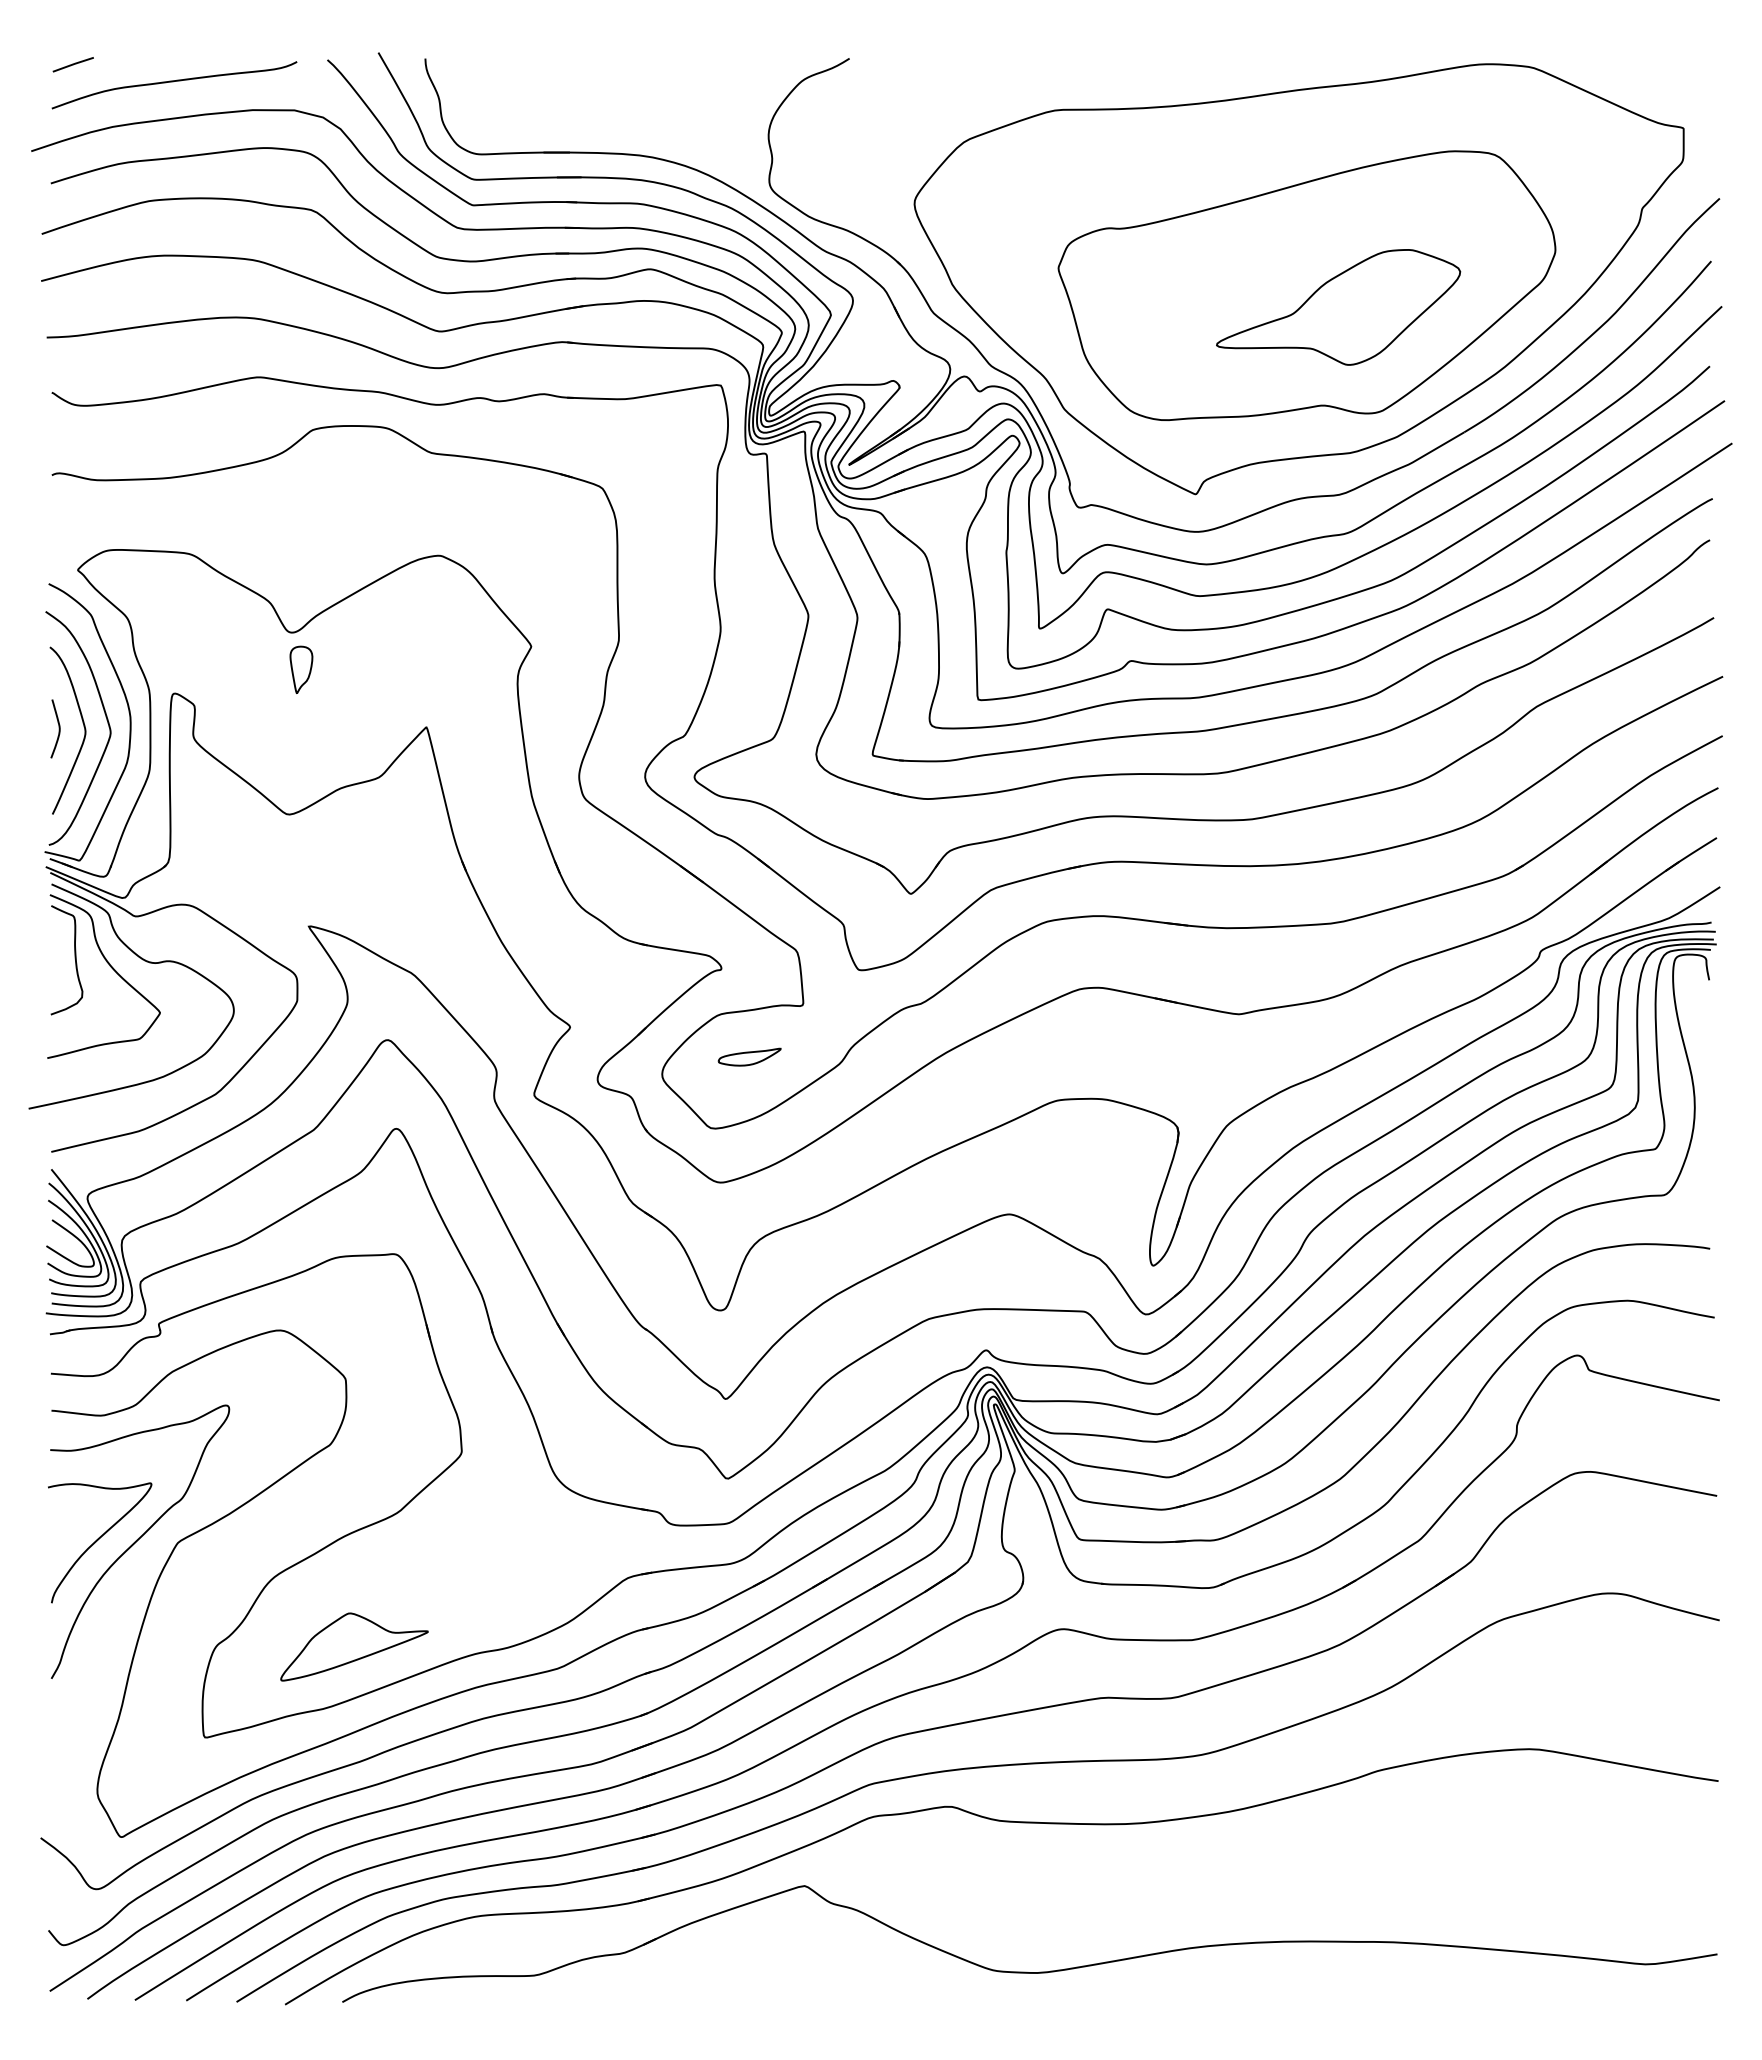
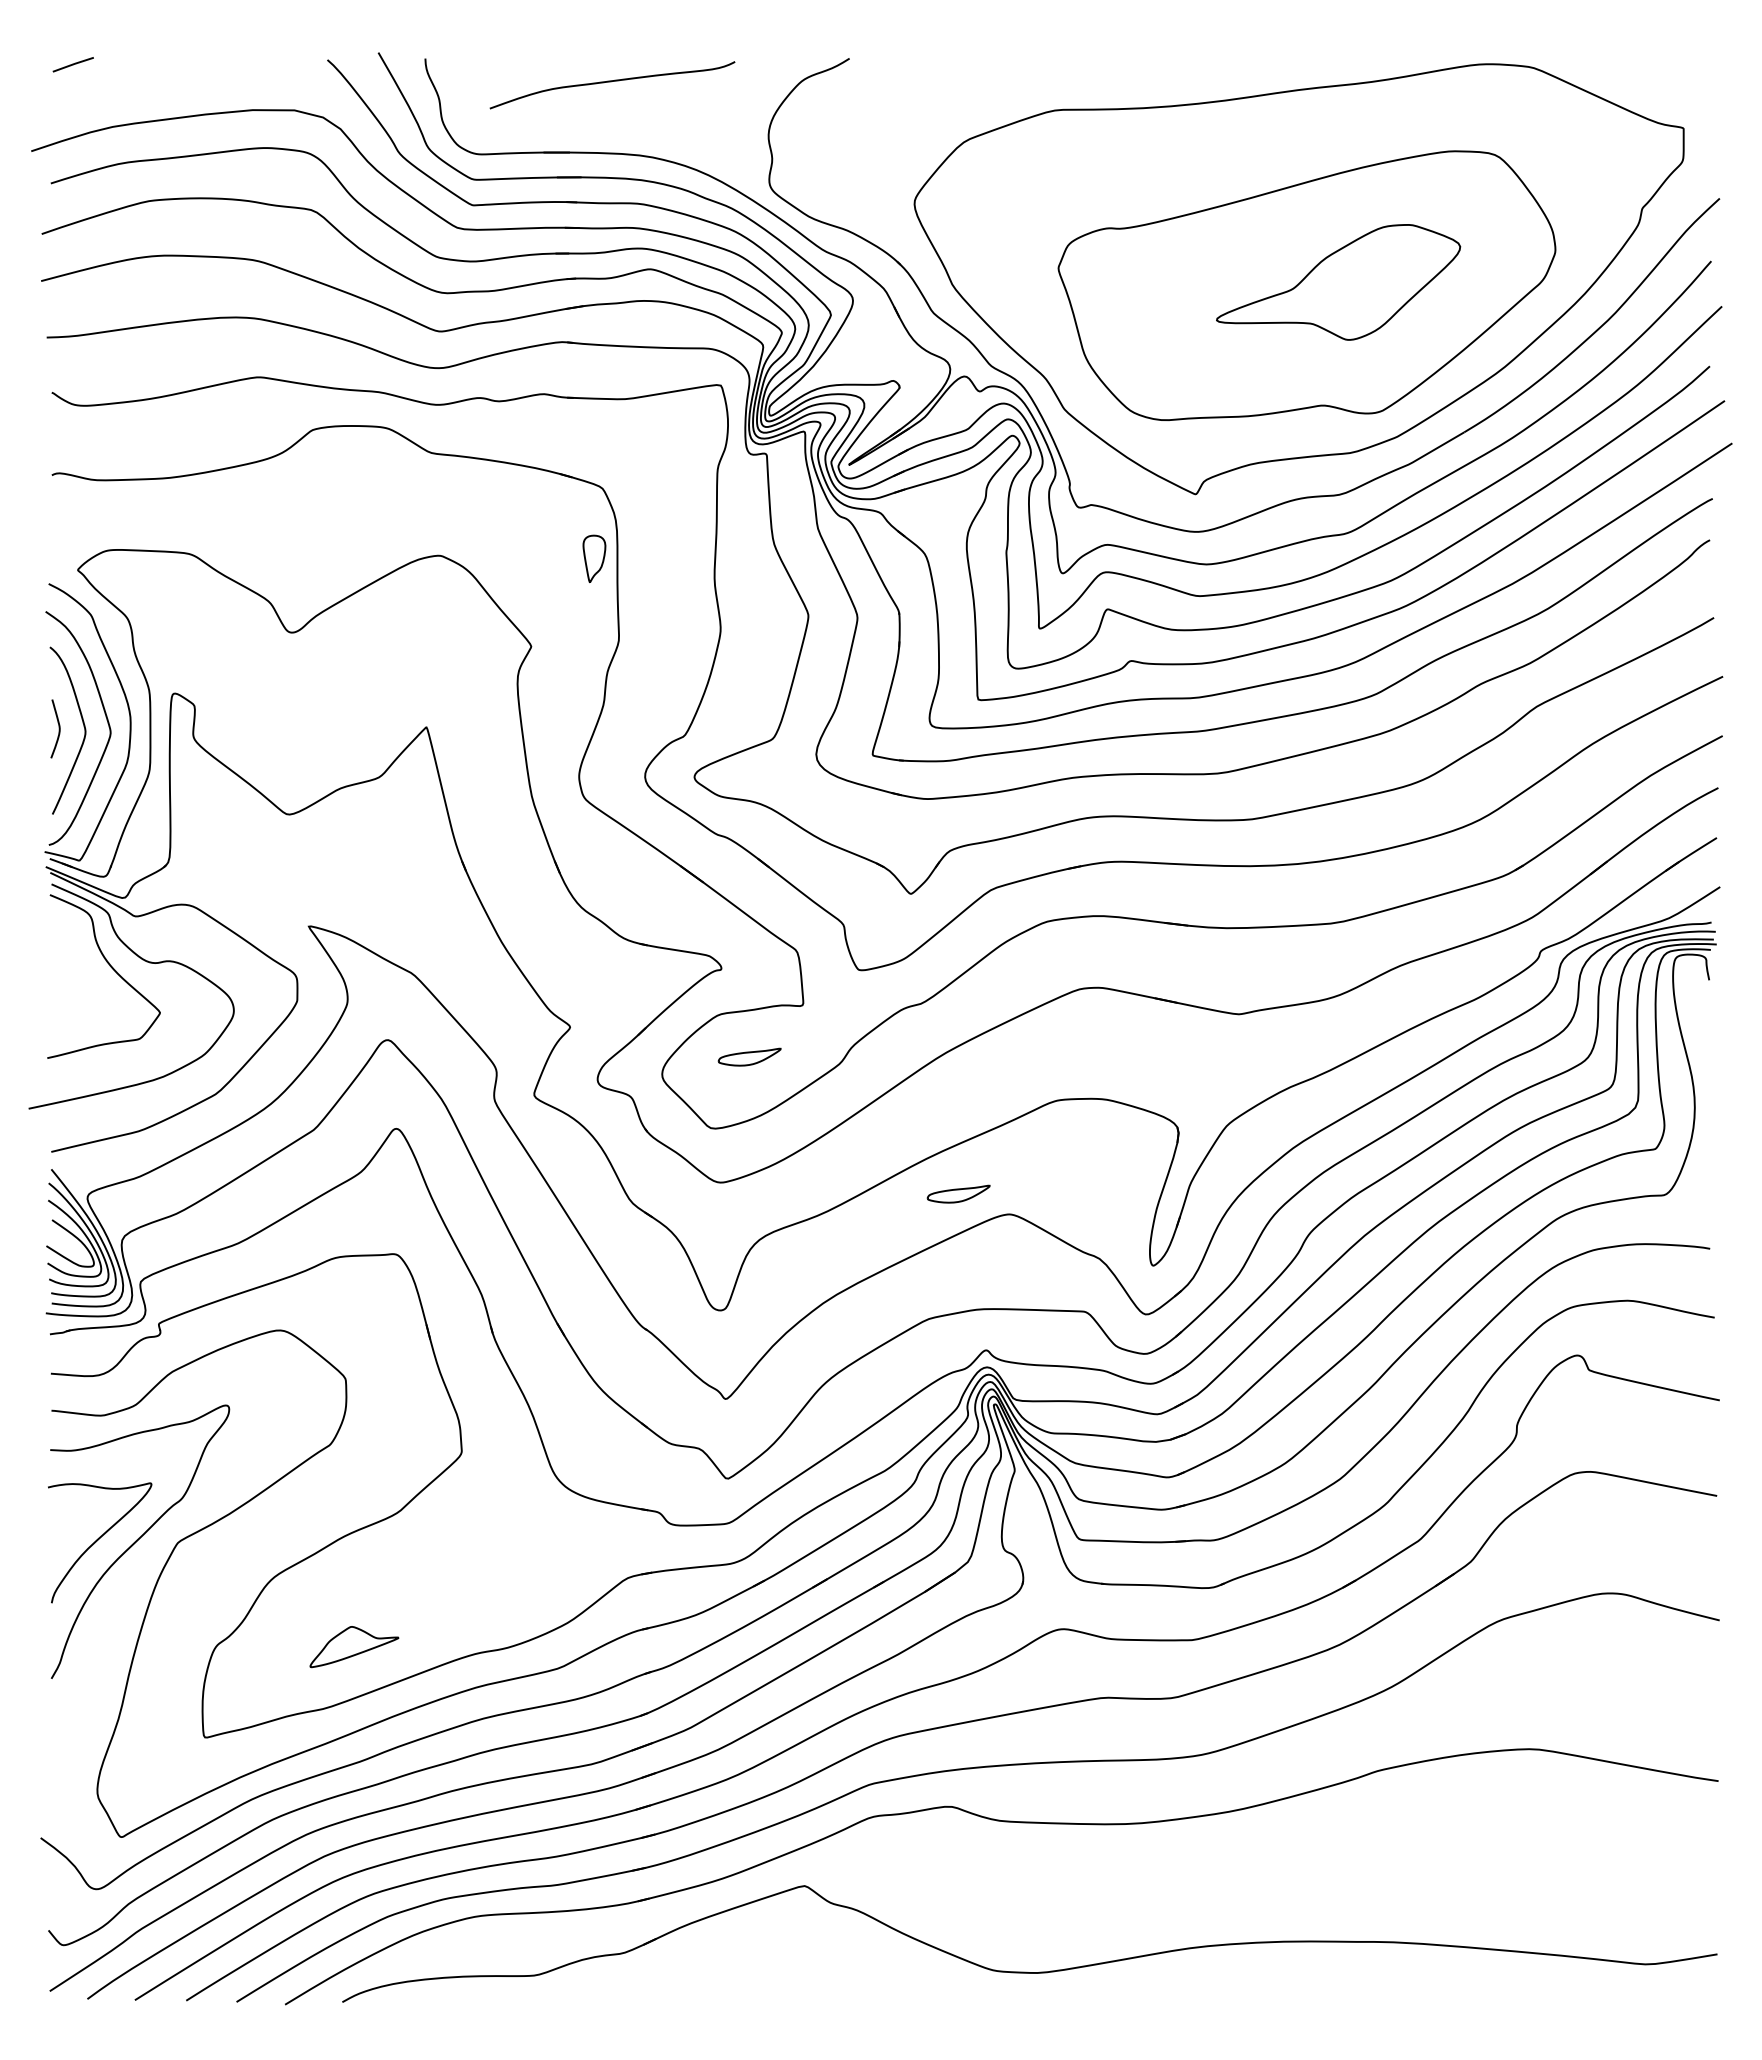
curve position: (173, 82) -> (611, 82) (611, 82)
part position: (1338, 307) -> (1338, 282) (1338, 282)
part position: (301, 669) -> (594, 558) (594, 558)
curve: present -> none (74, 958)
part: none -> present (958, 1193)
part size: 149x70 px -> 91x43 px (354, 1647)
